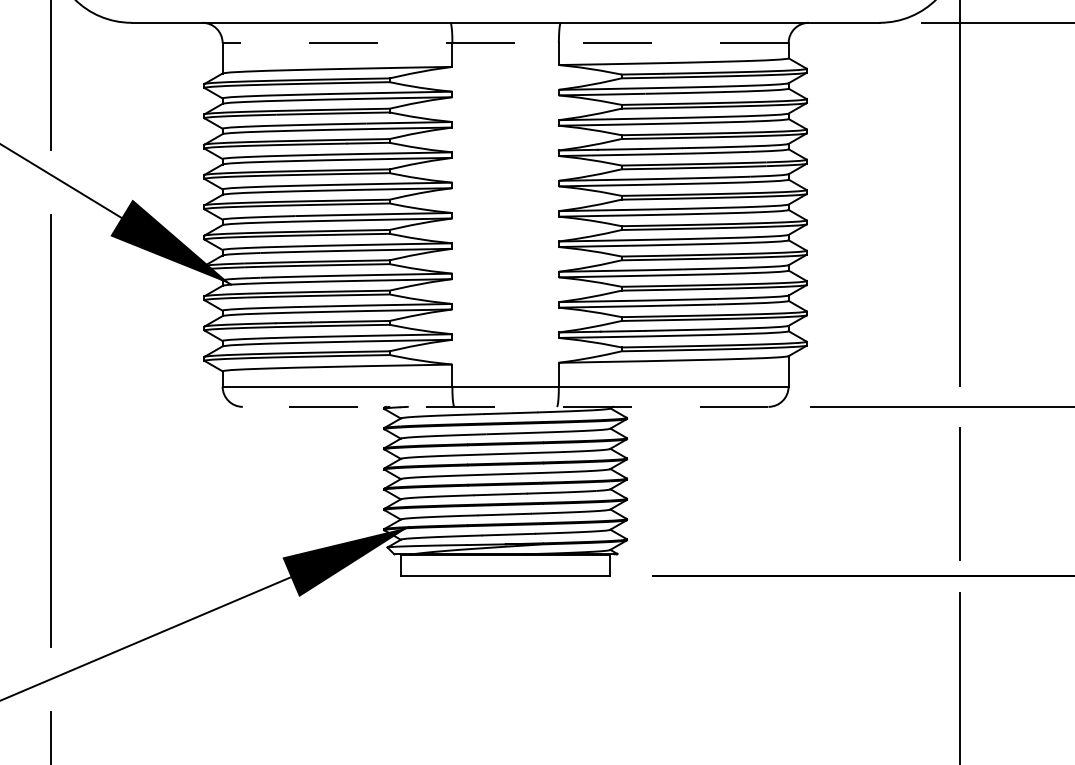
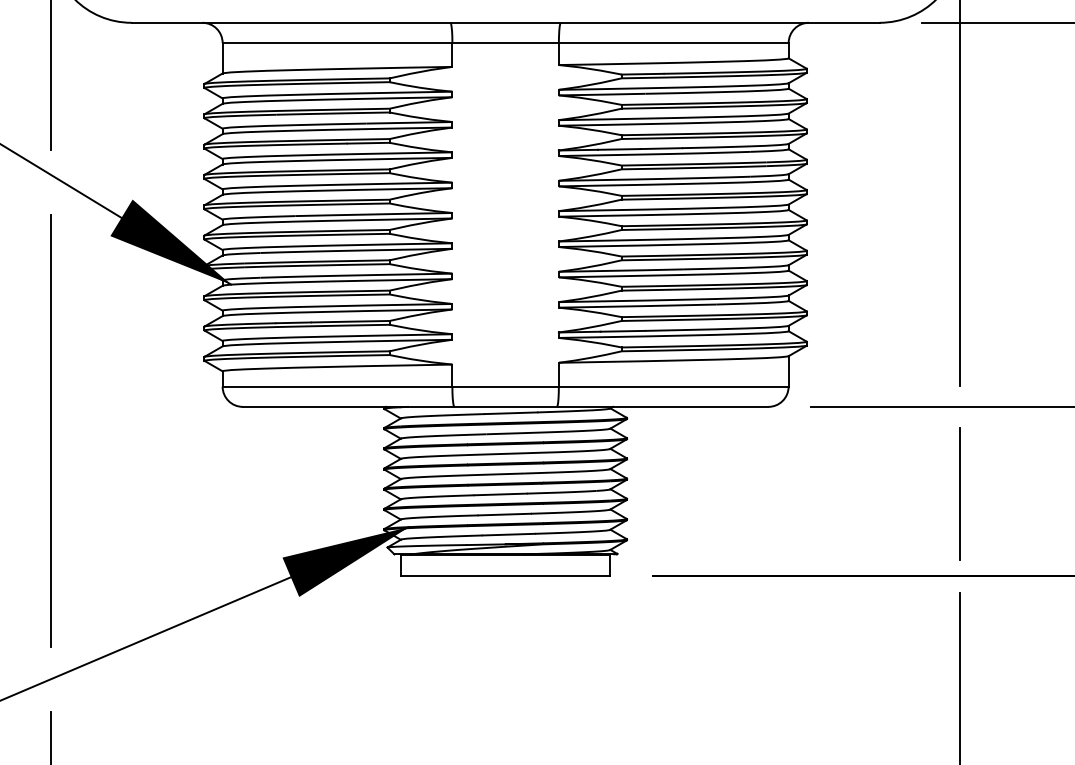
line: dashed -> solid (505, 43)
line: dashed -> solid (505, 406)
